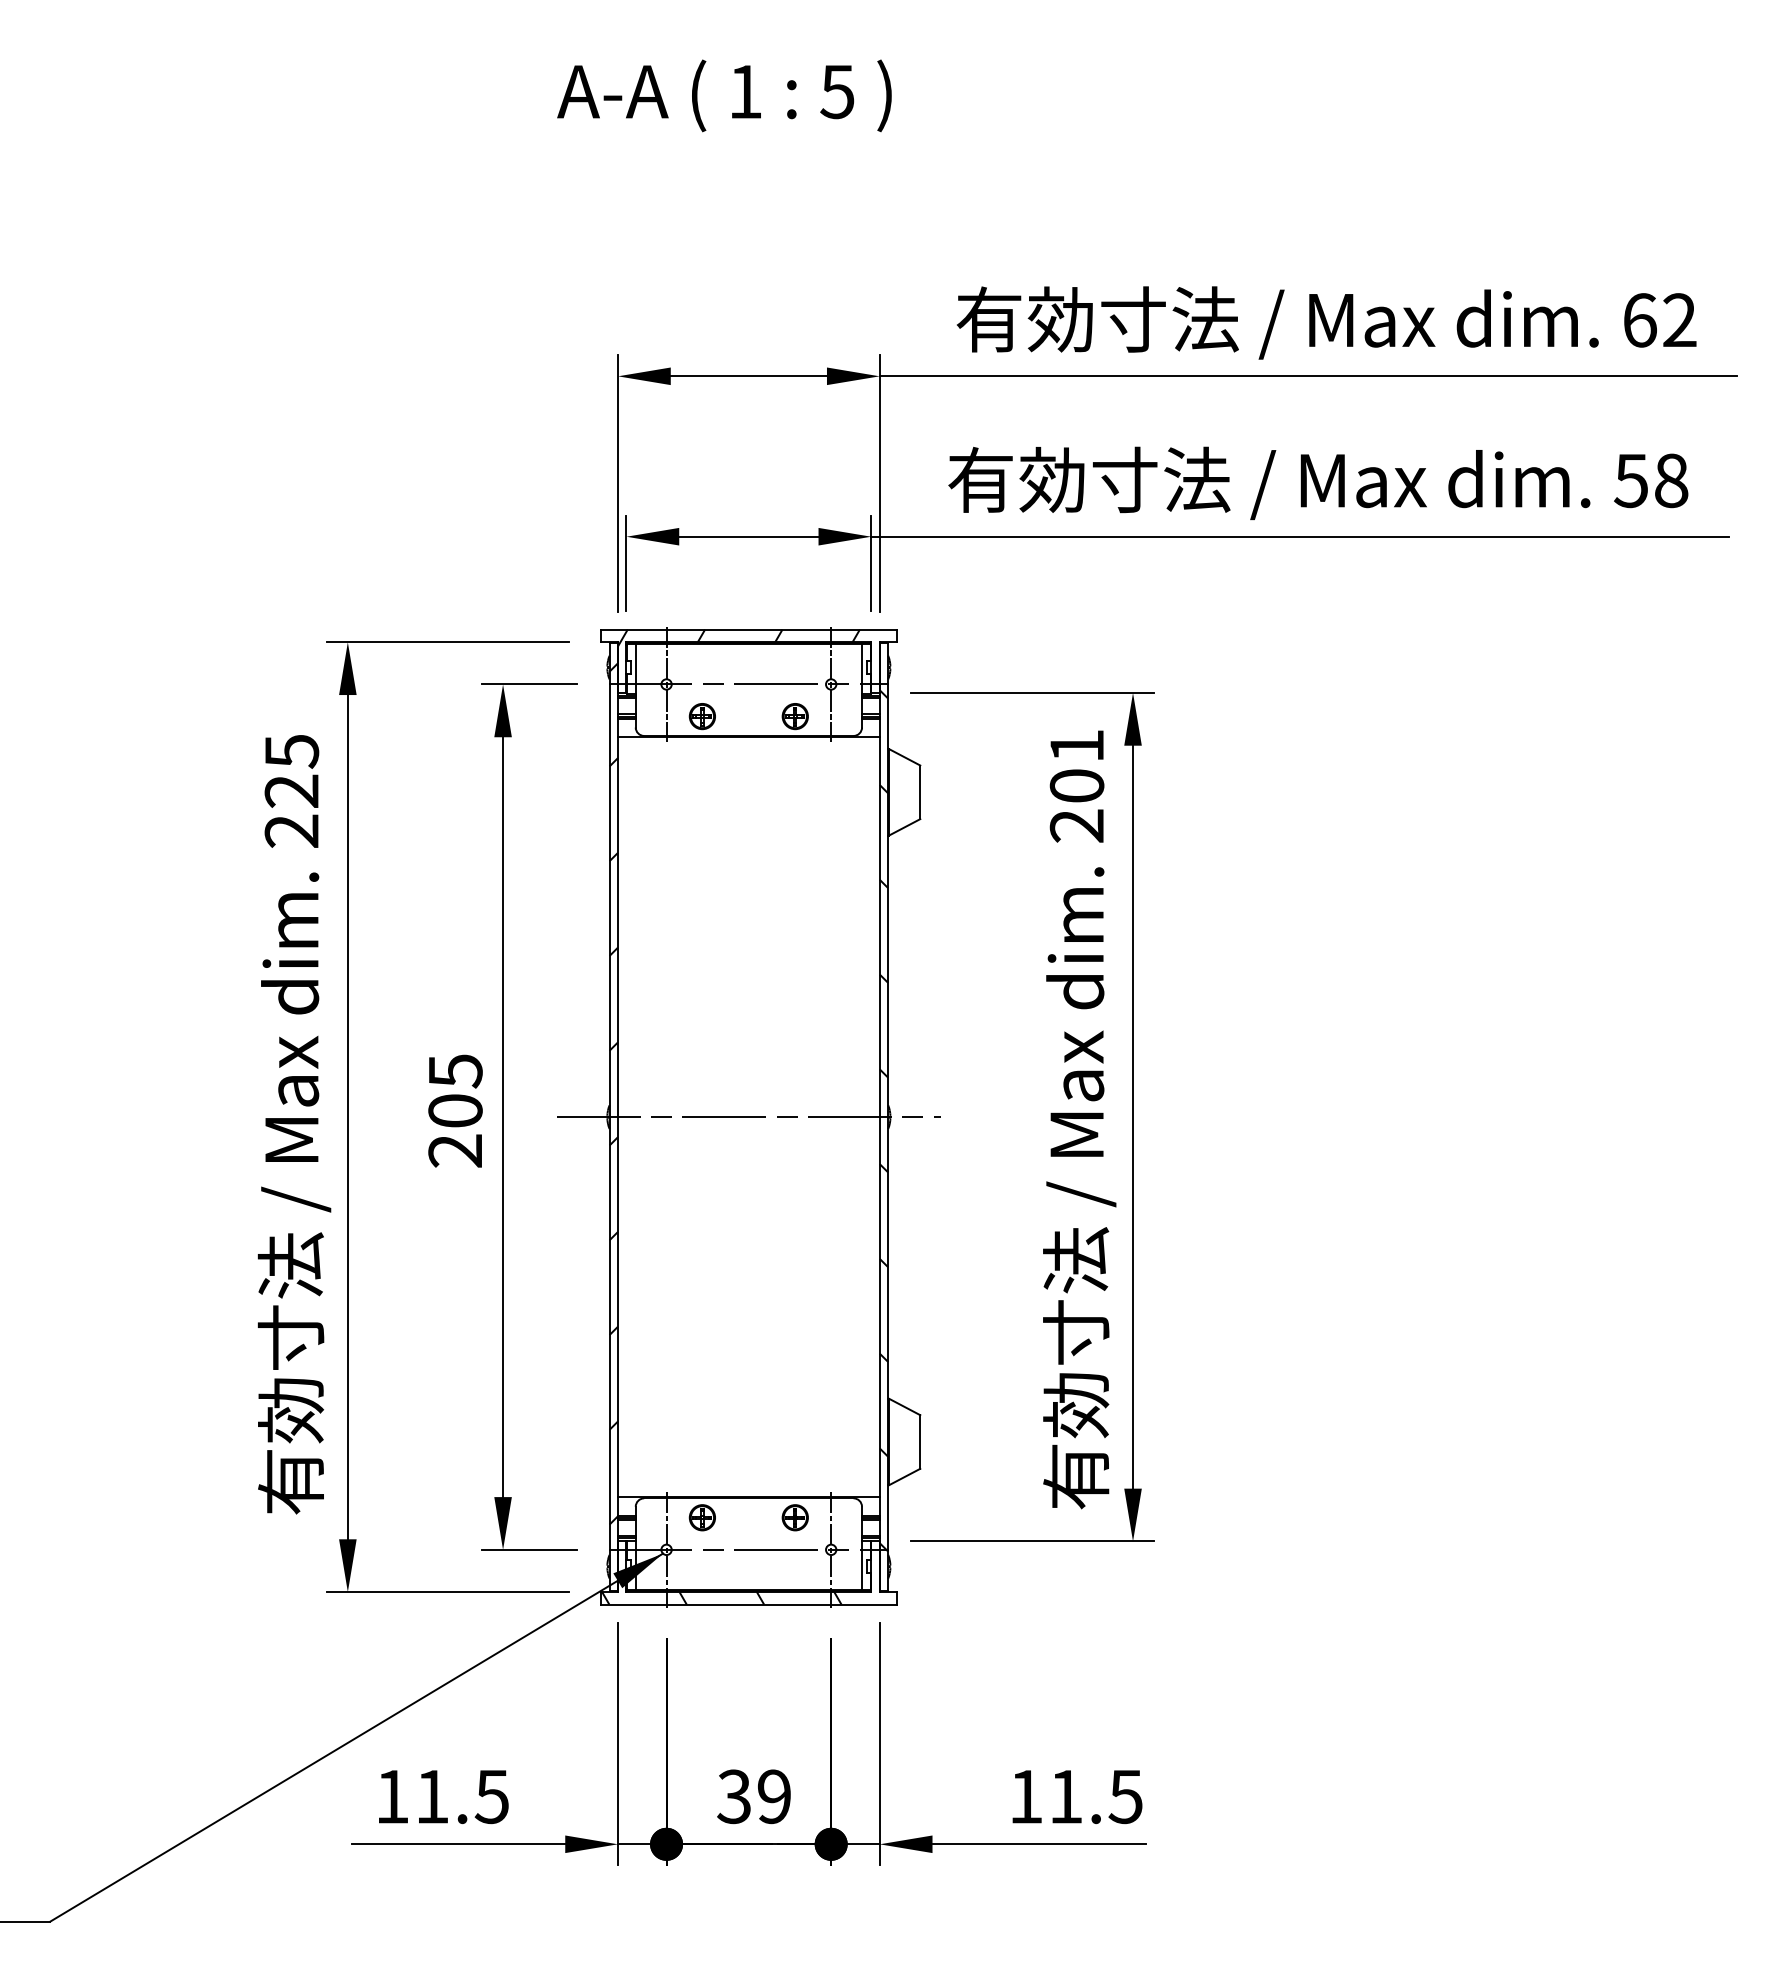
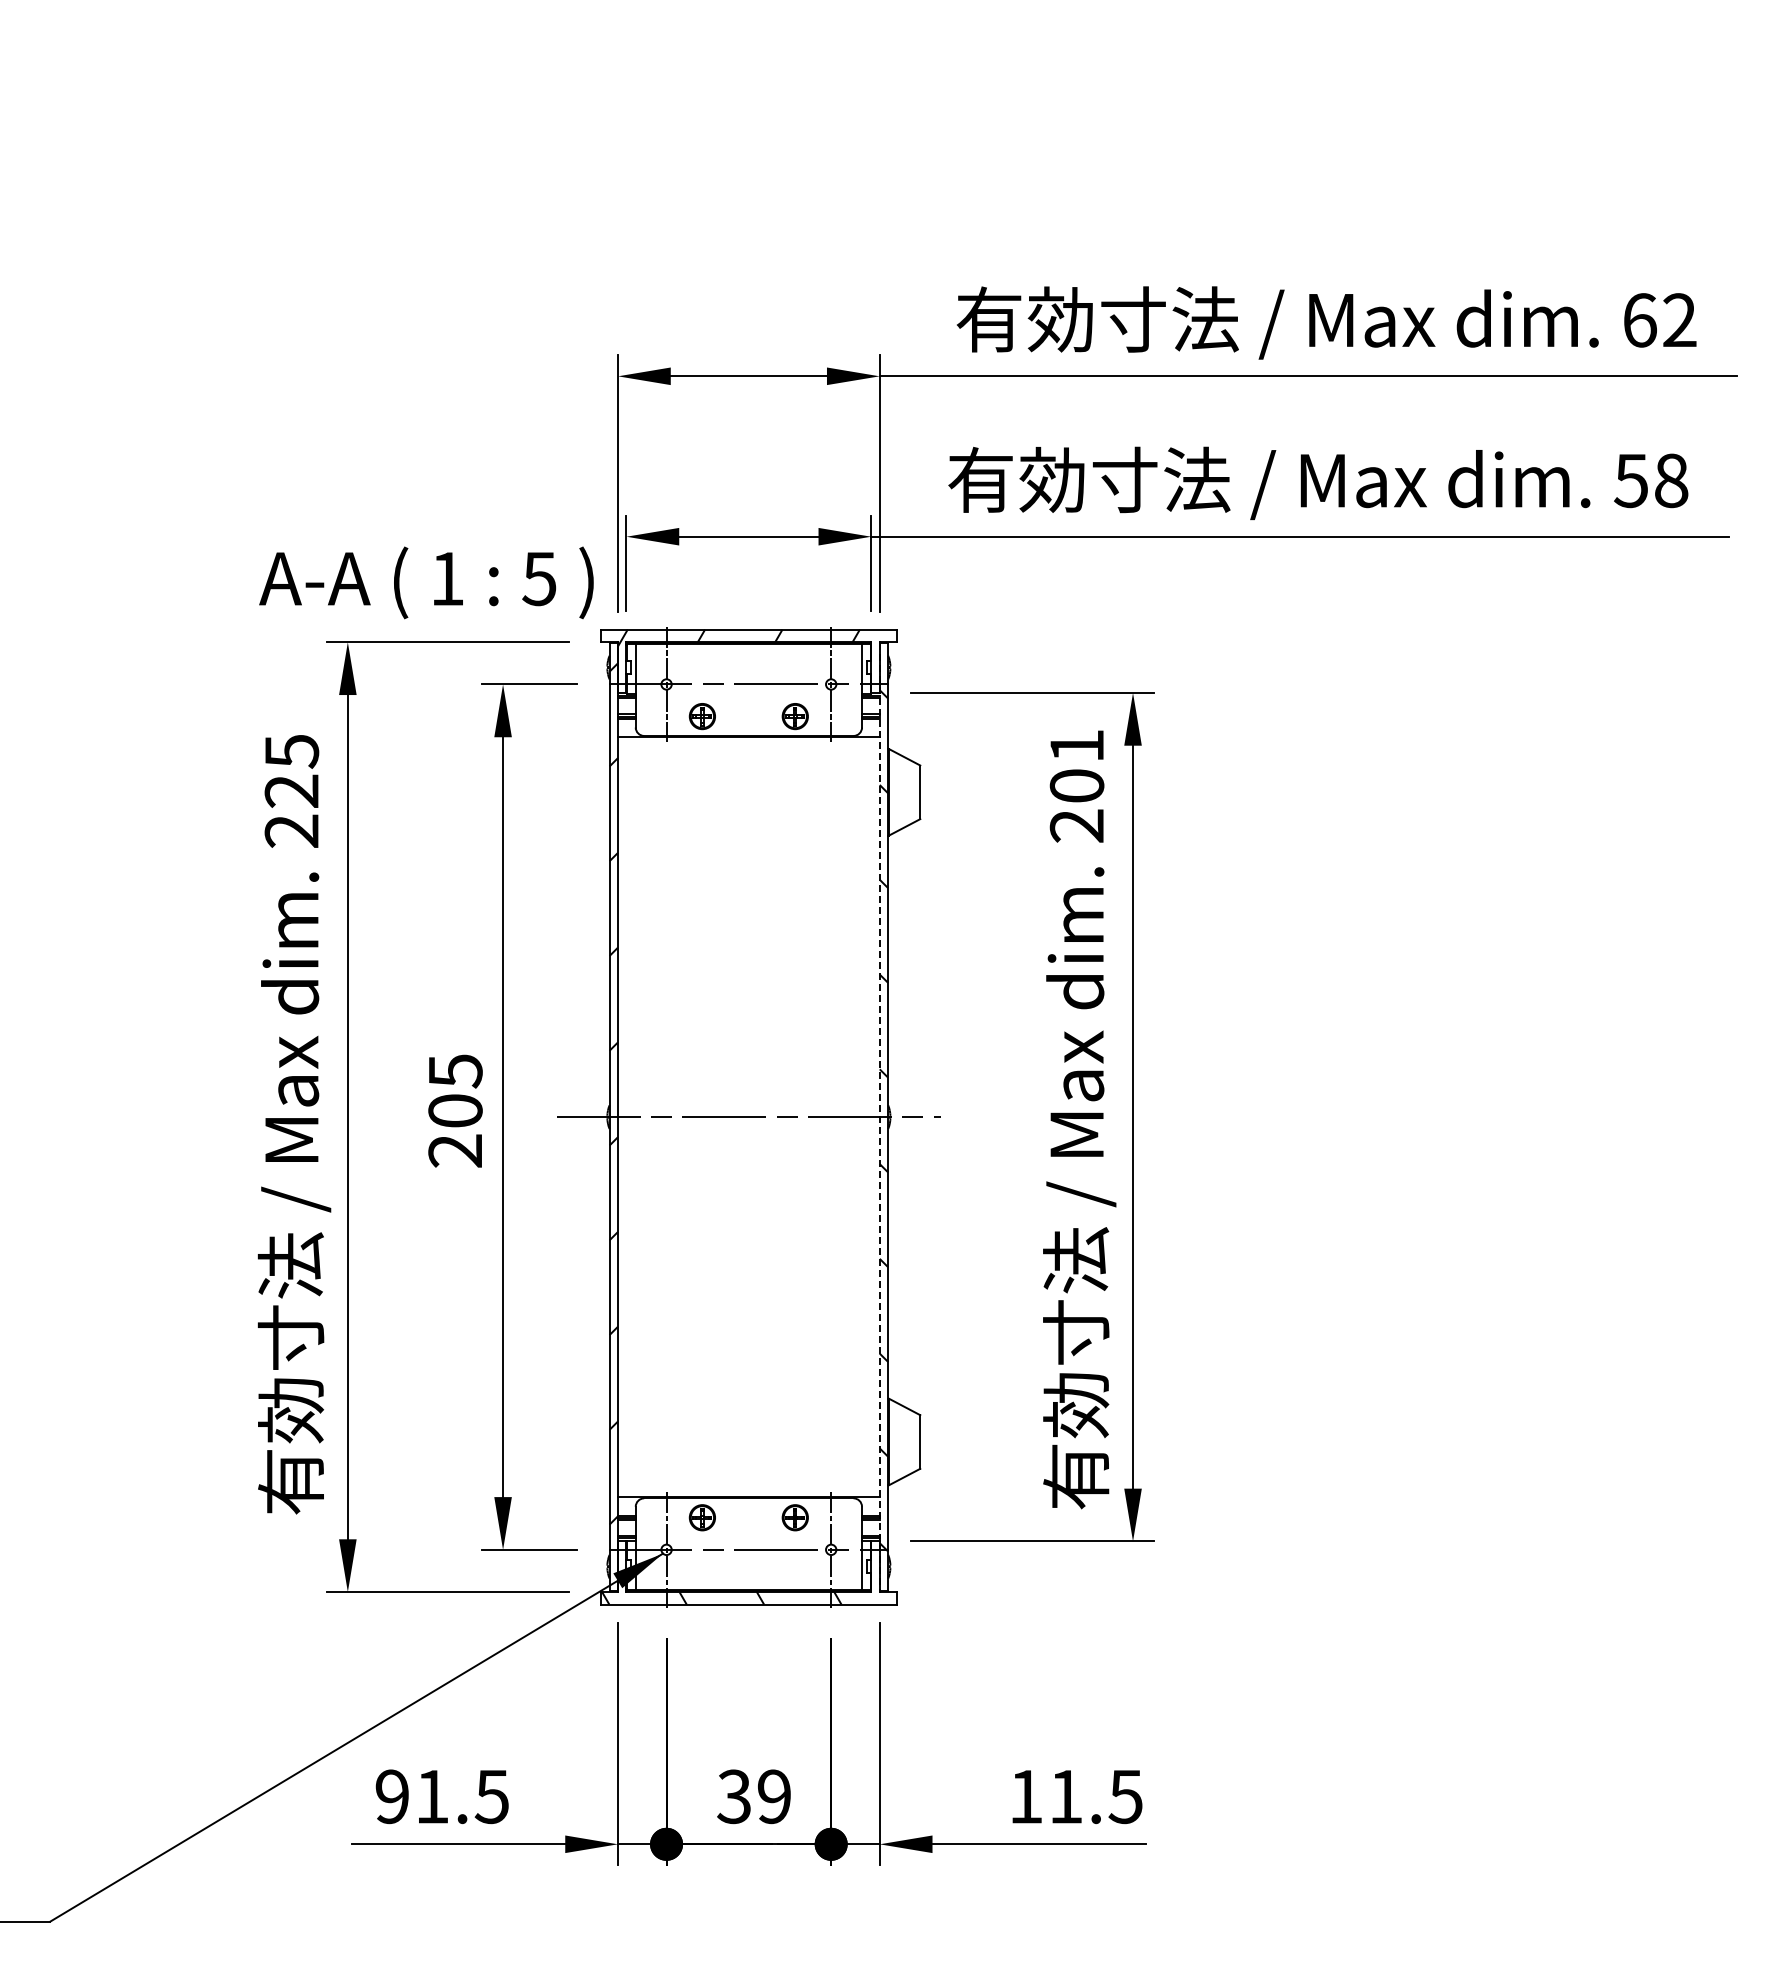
text position: (724, 95) -> (426, 582) (426, 582)
line: solid -> dashed (879, 1117)
text: 11.5 -> 91.5 (391, 1796)
